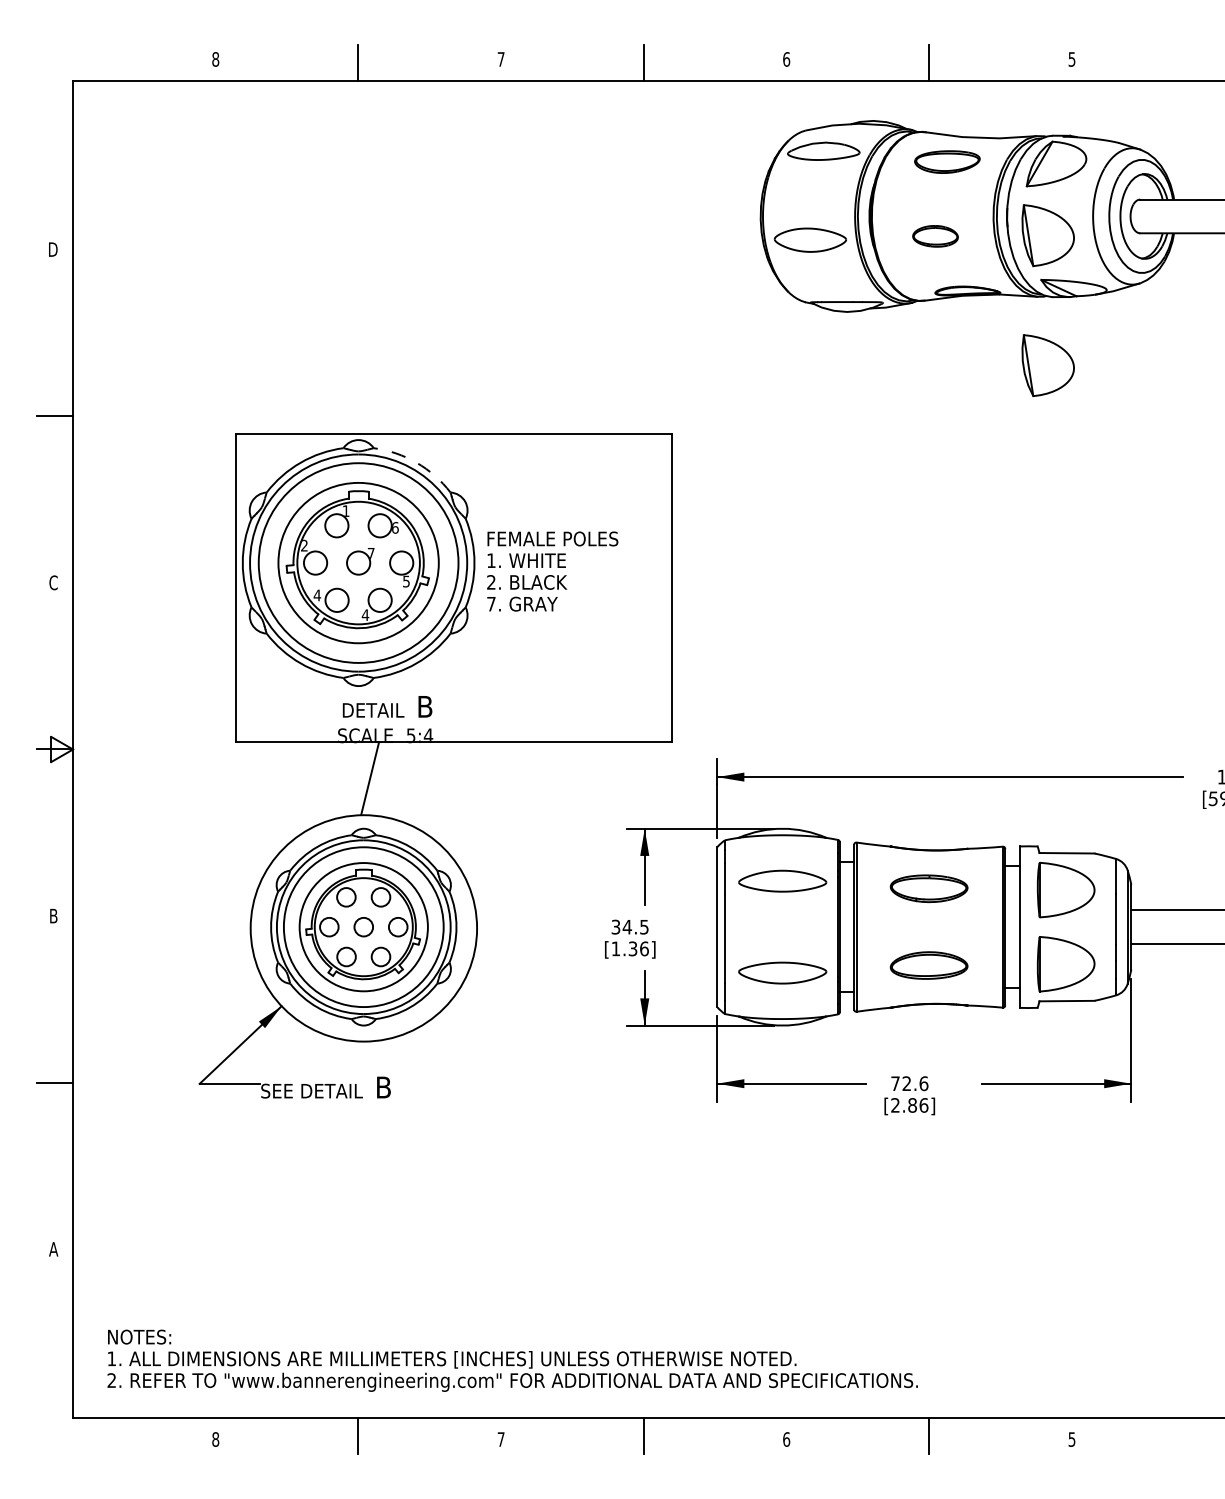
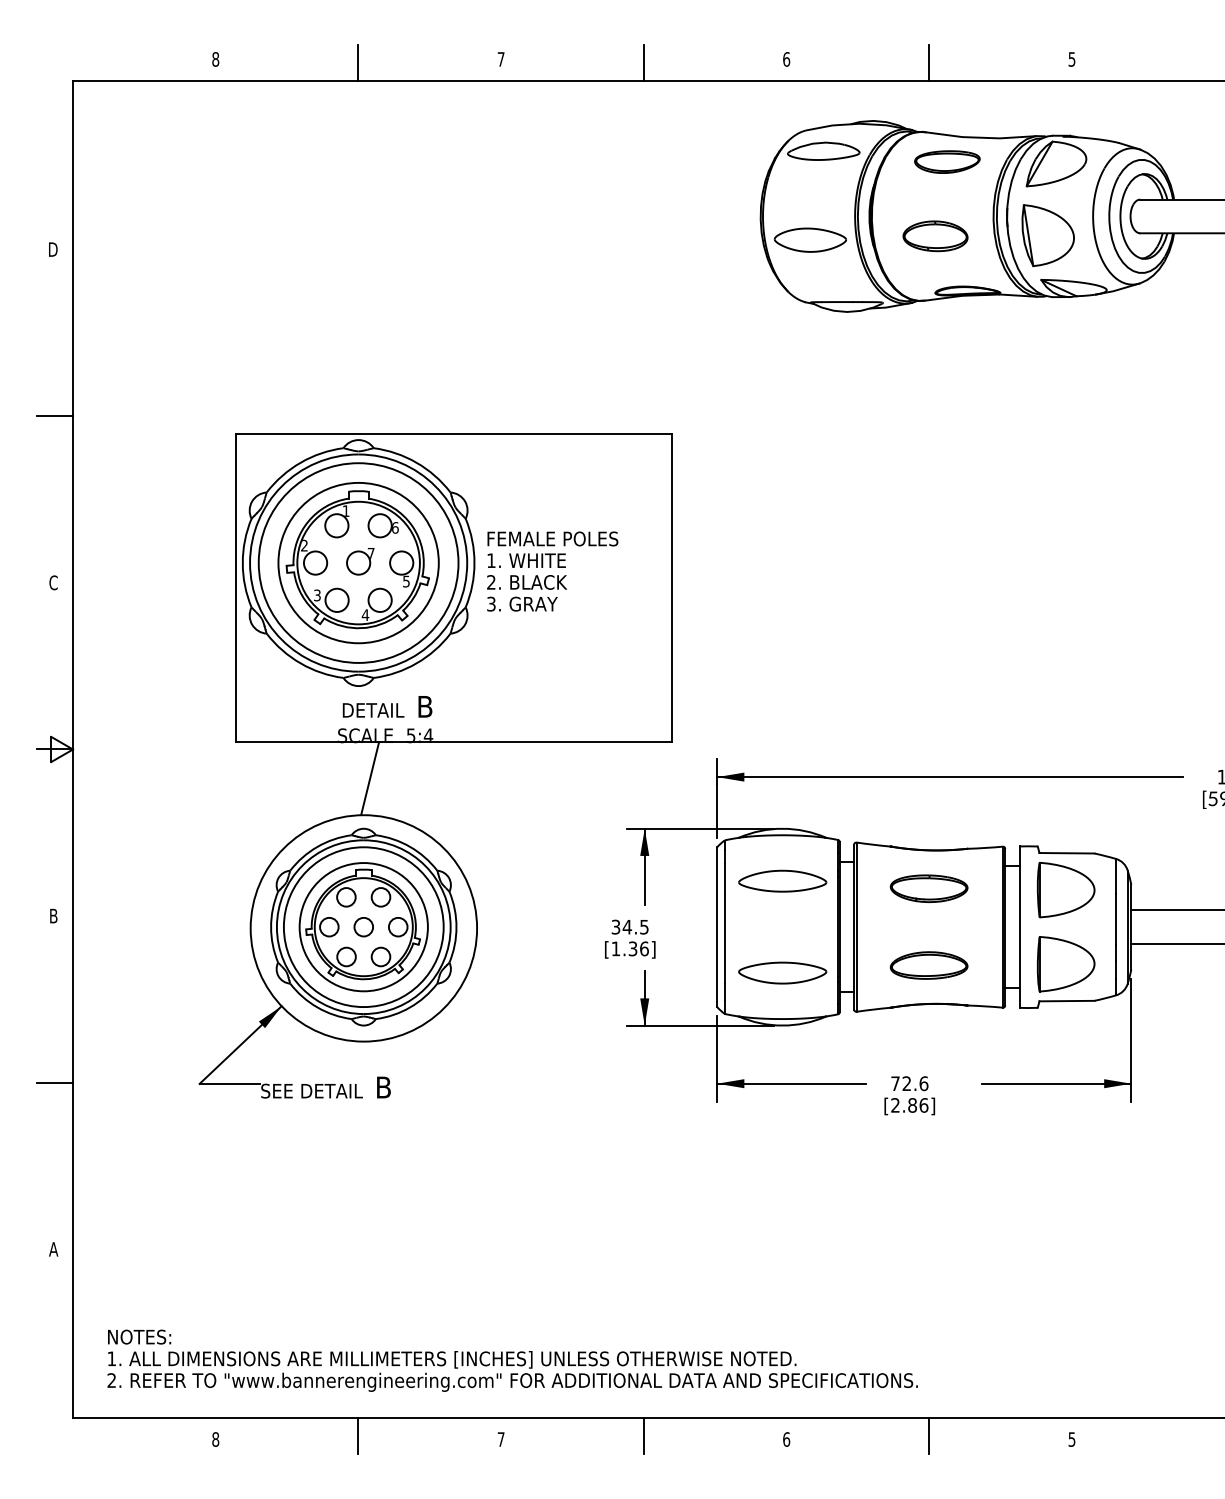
part size: 47x23 px -> 67x33 px (935, 236)
part: present -> none (1047, 365)
arc: dashed -> solid (416, 462)
text: 4 -> 3 (317, 595)
text: 7. -> 3. (491, 603)
